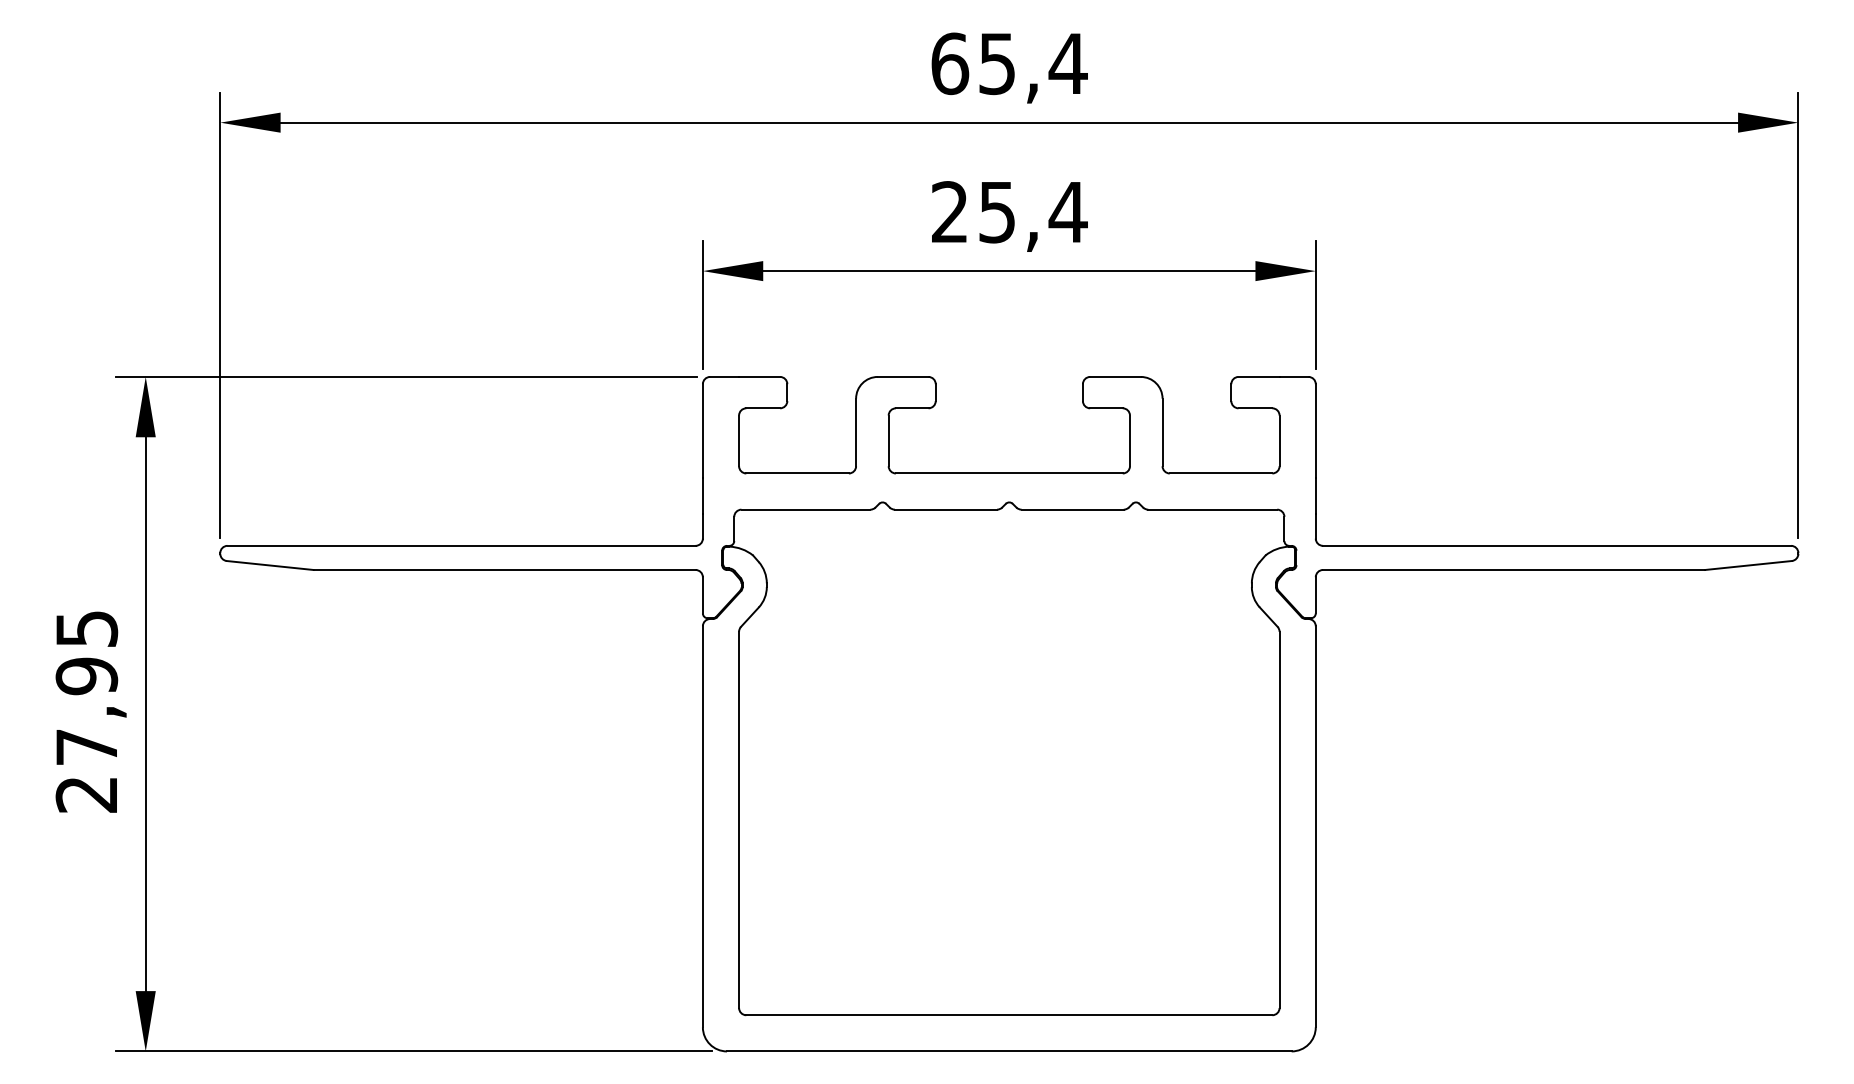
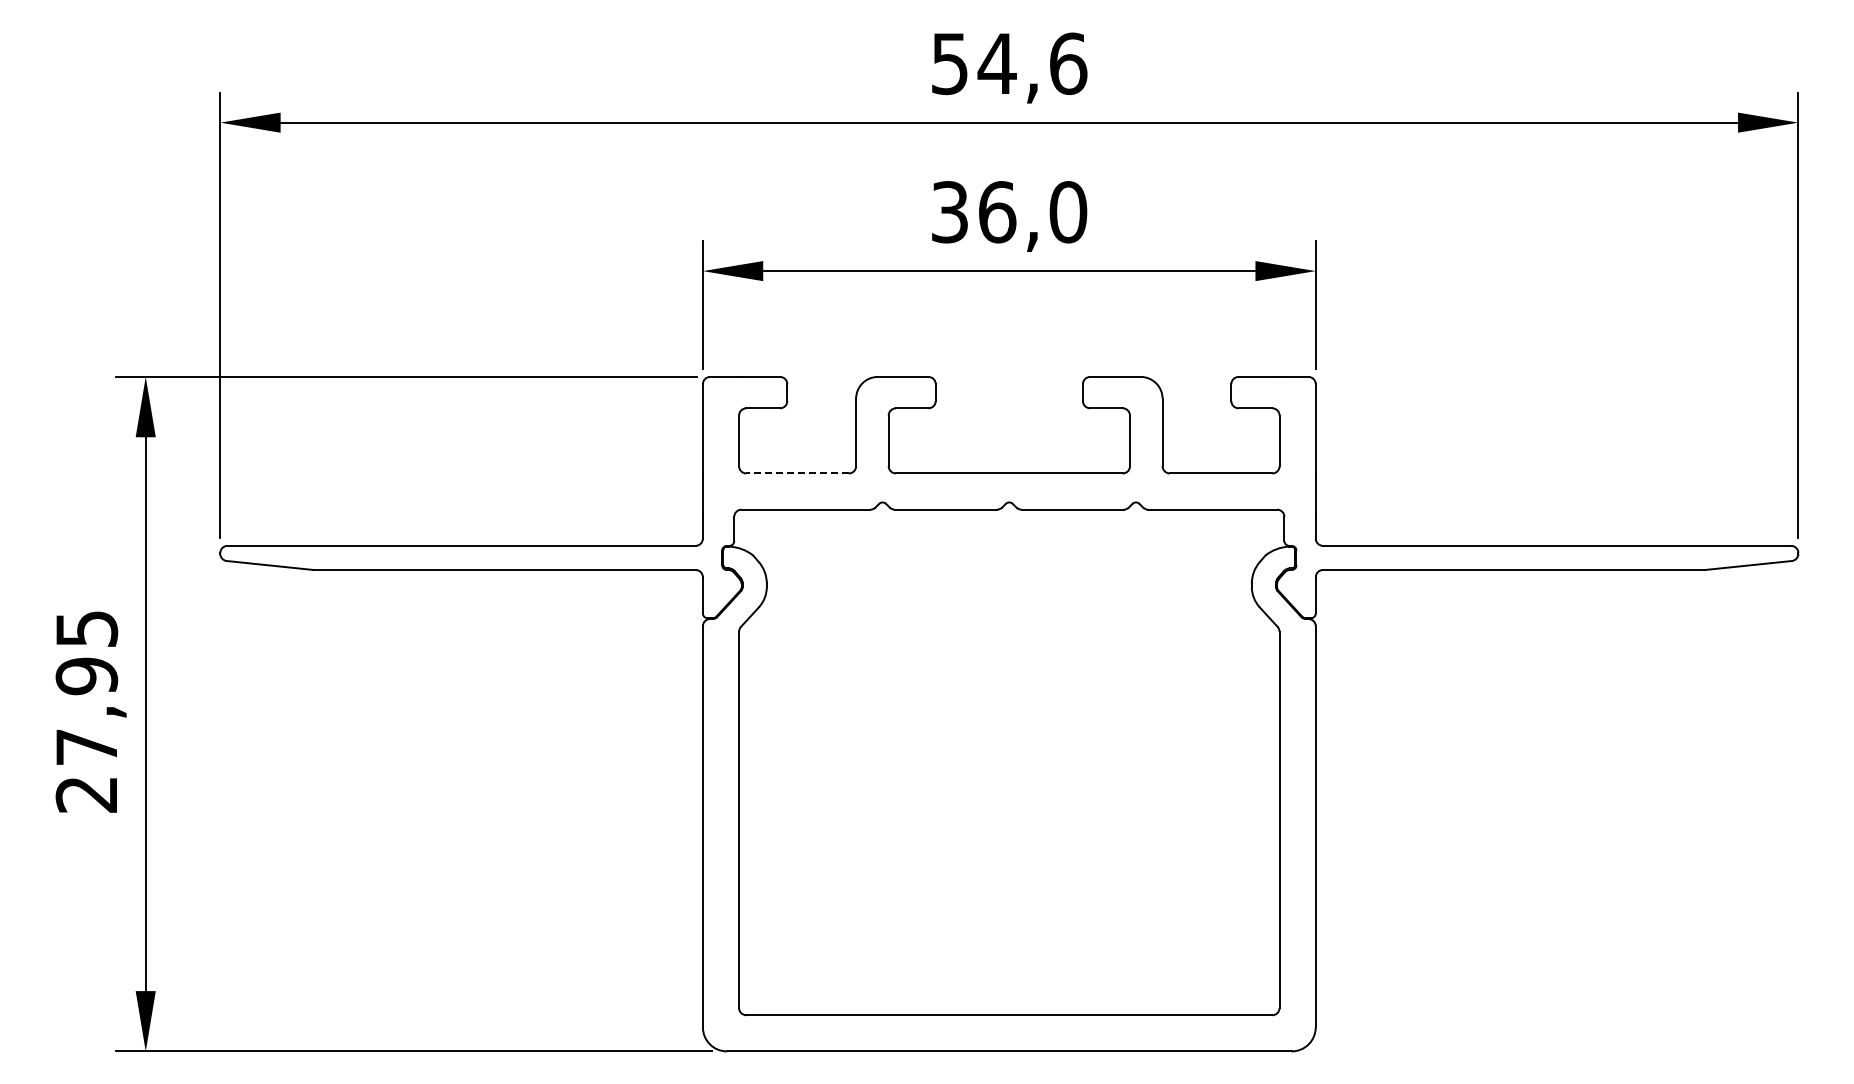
text: 65,4 -> 54,6 (1009, 63)
text: 25,4 -> 36,0 (1009, 212)
line: solid -> dashed (797, 473)
